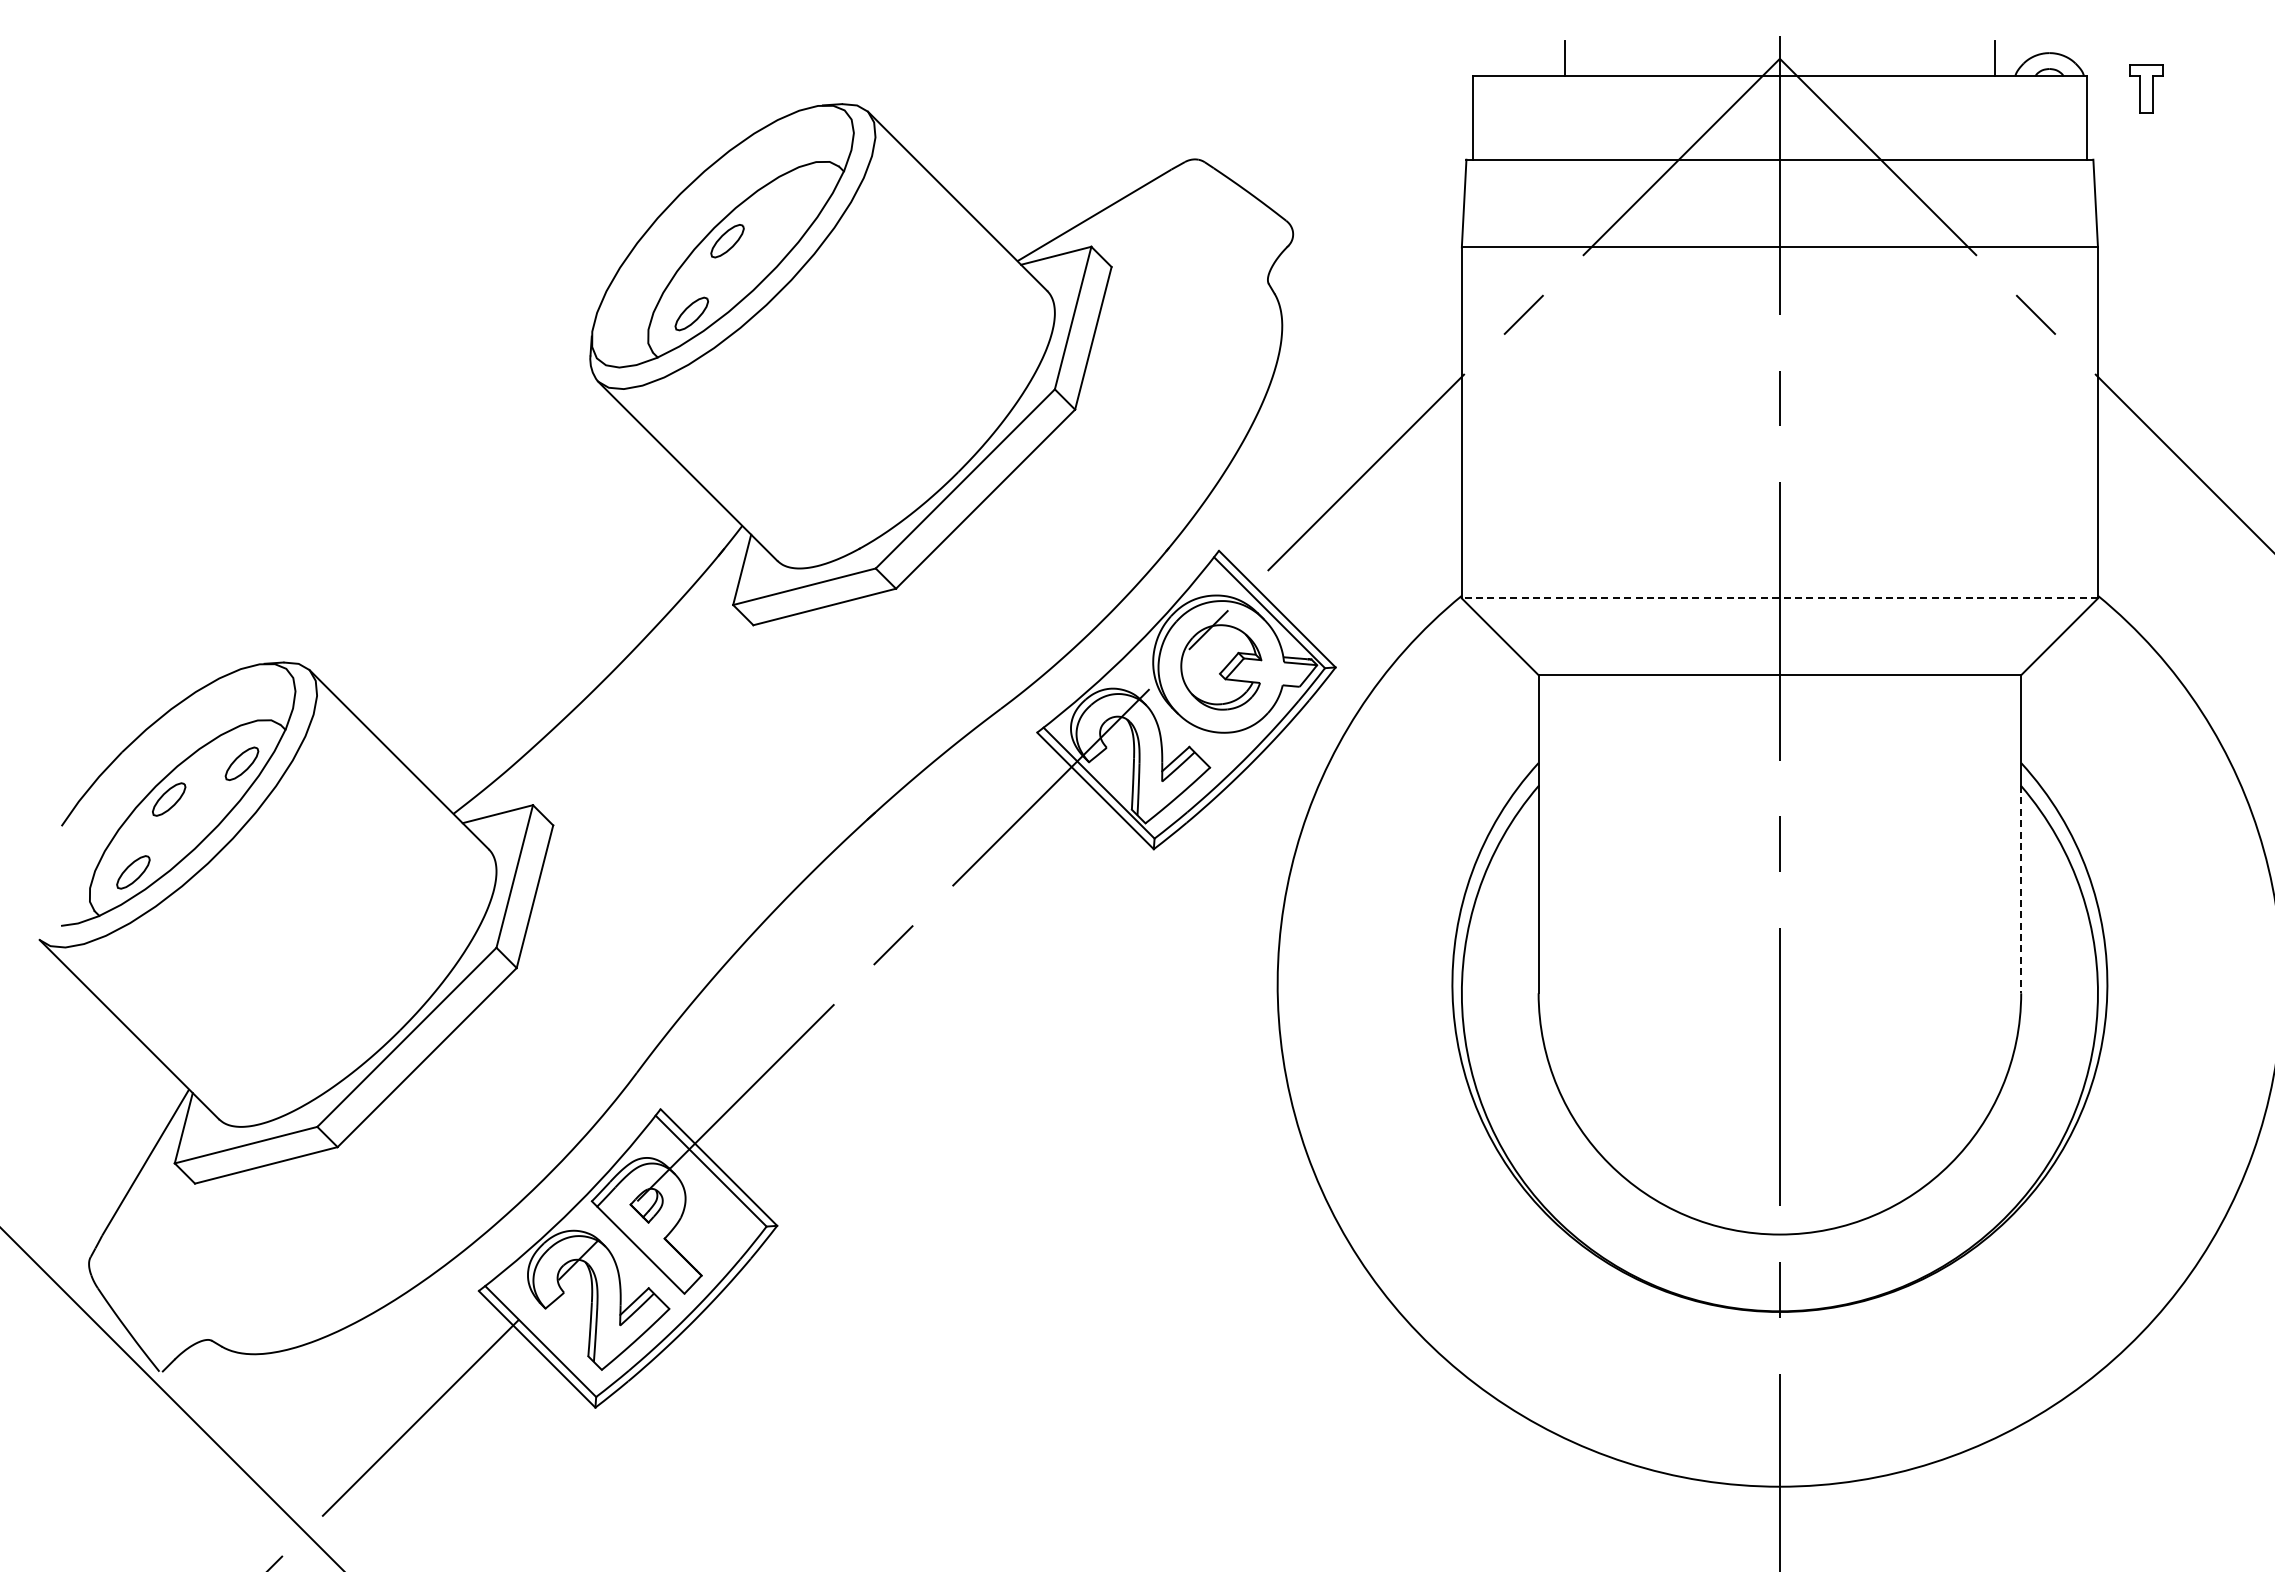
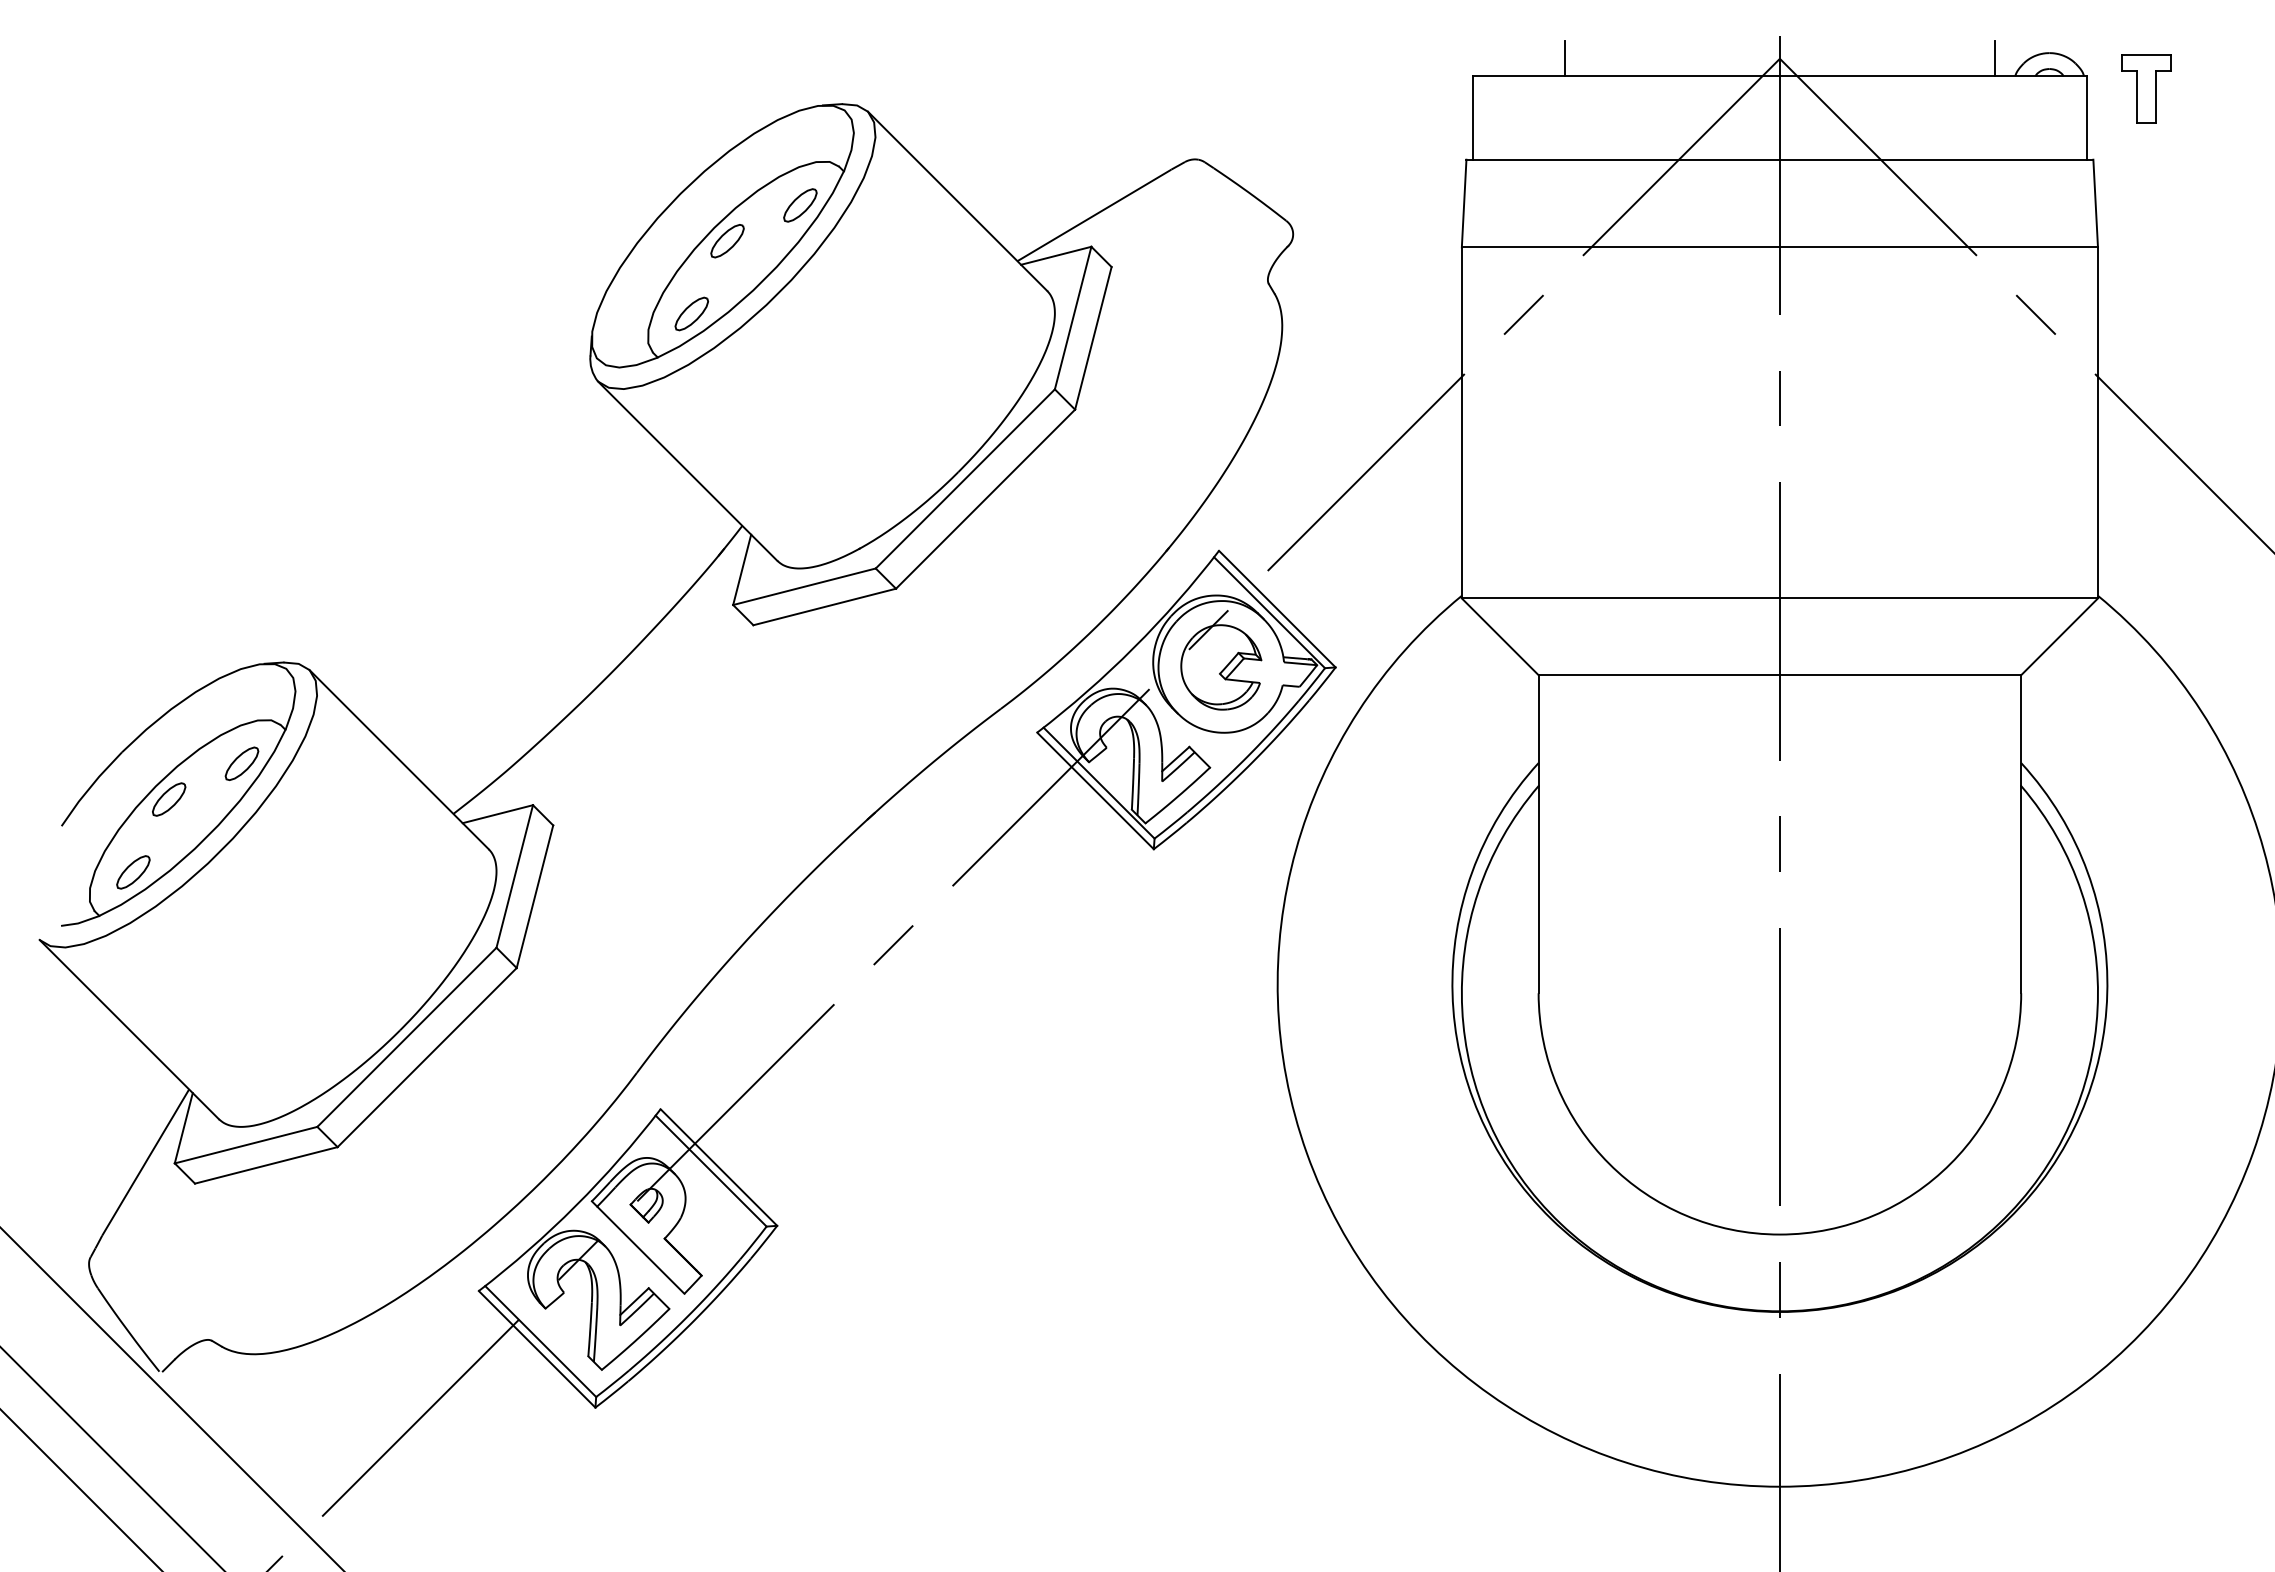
part size: 35x50 px -> 51x70 px (2146, 88)
part: none -> present (800, 205)
line: dashed -> solid (1779, 598)
line: dashed -> solid (2021, 889)
line: none -> present (111, 1458)
line: none -> present (80, 1489)
